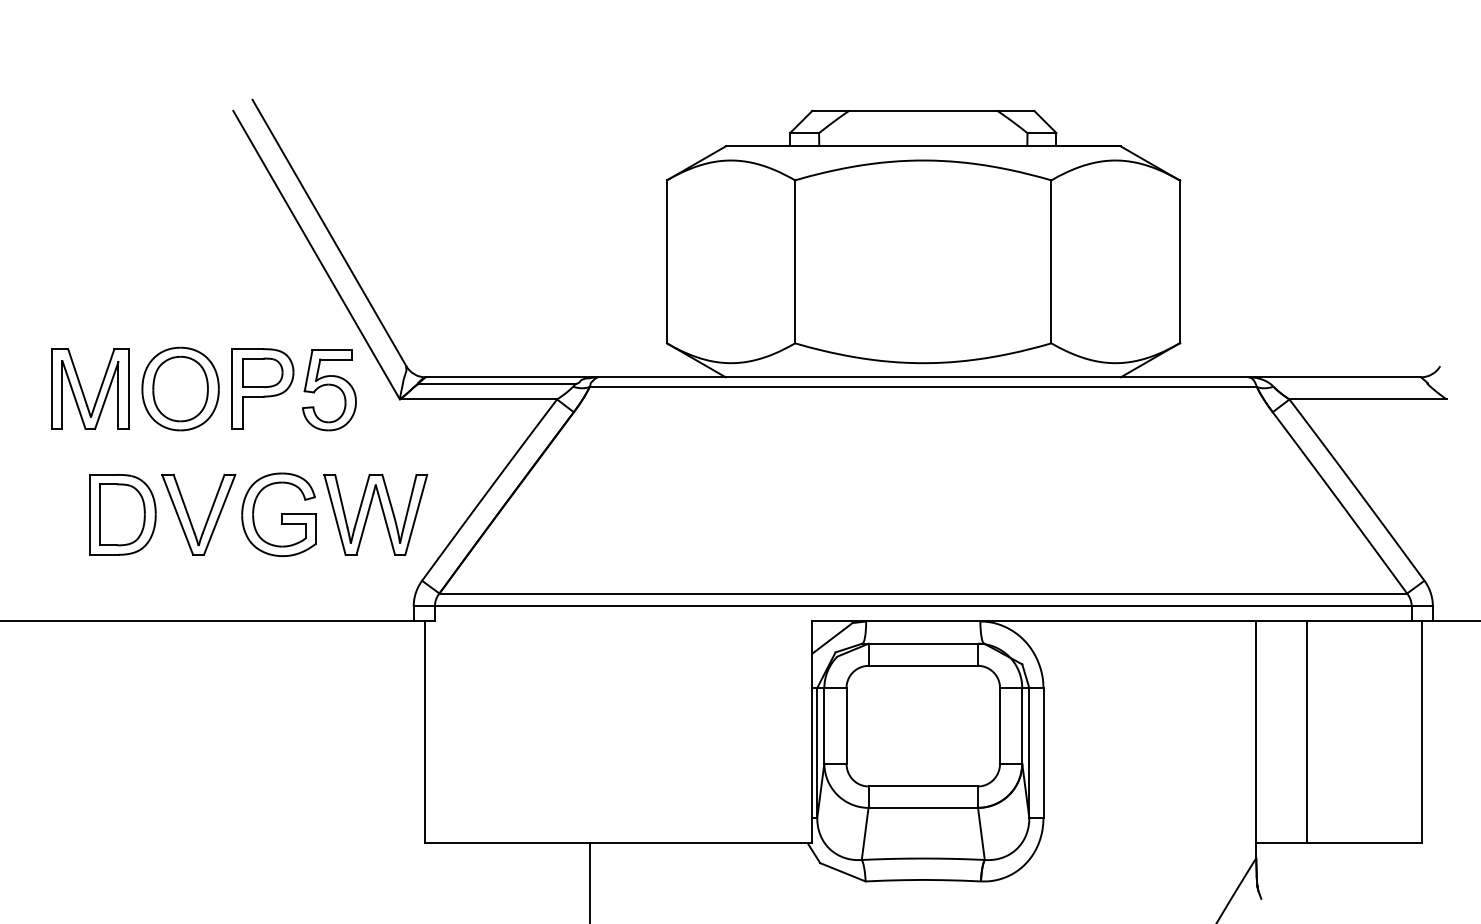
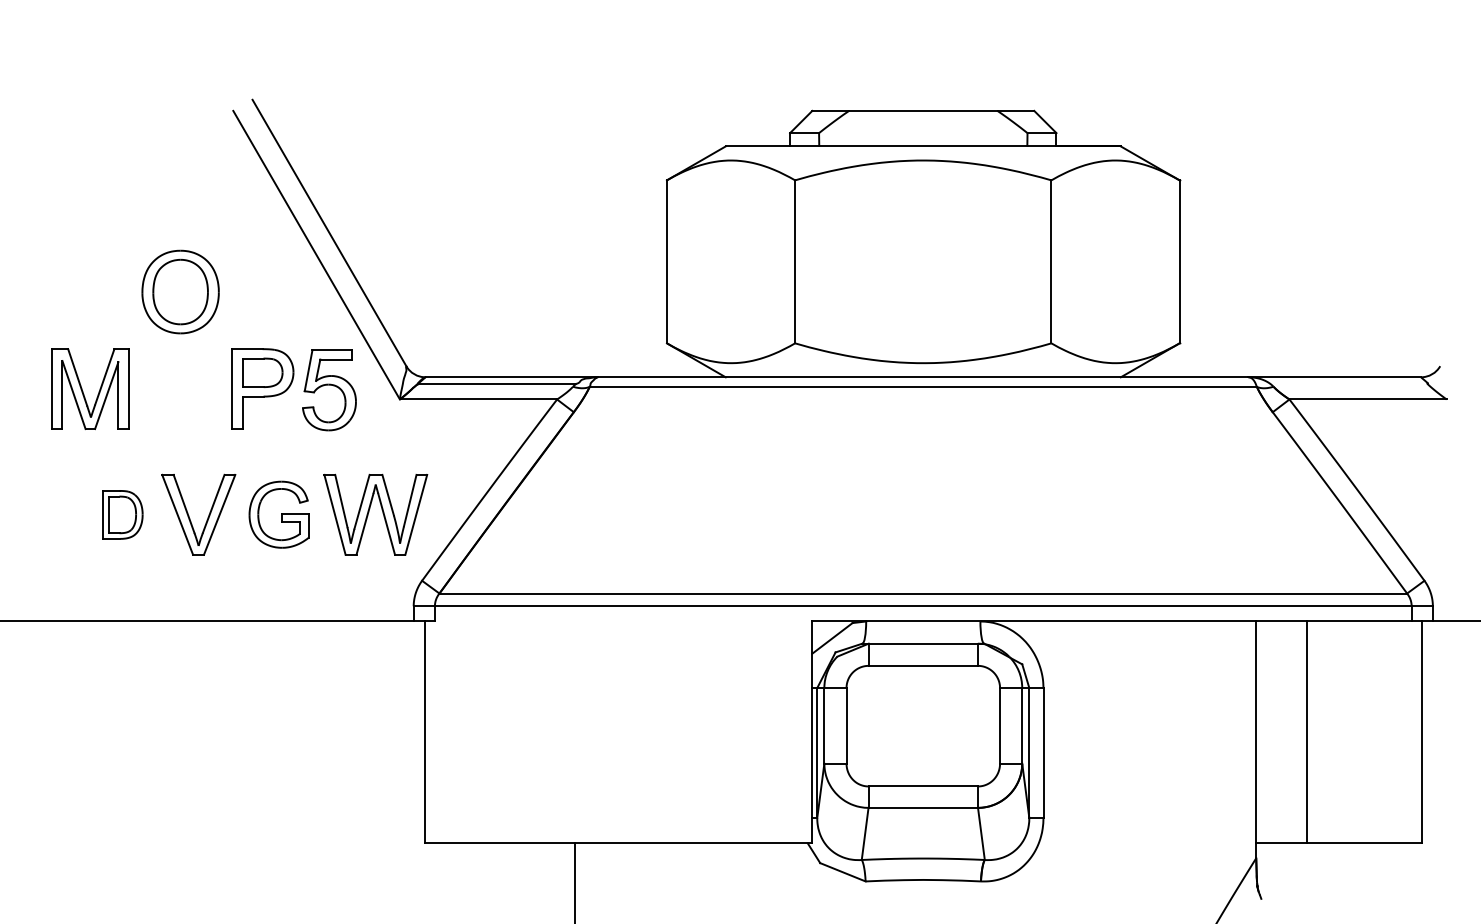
part position: (180, 388) -> (180, 291) (180, 291)
part size: 68x82 px -> 42x50 px (122, 514)
part size: 76x85 px -> 62x69 px (278, 514)
line position: (590, 881) -> (575, 881) (575, 881)
